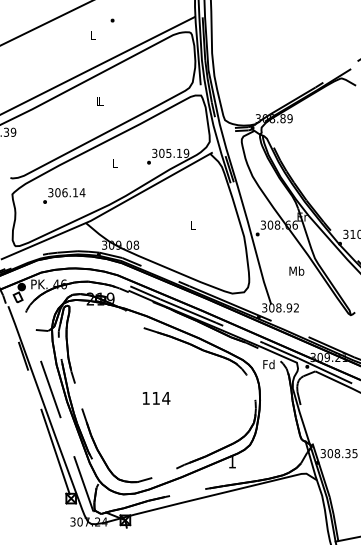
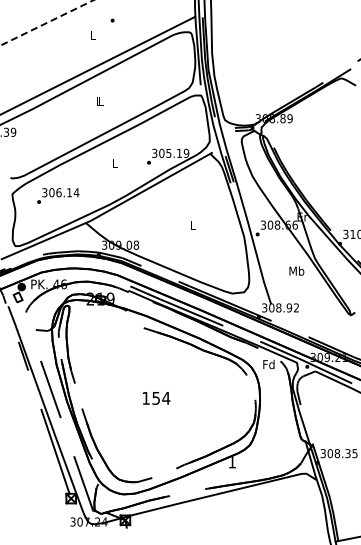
line: solid -> dashed (46, 23)
text position: (64, 195) -> (58, 195) (58, 195)
text: 114 -> 154 (155, 398)
